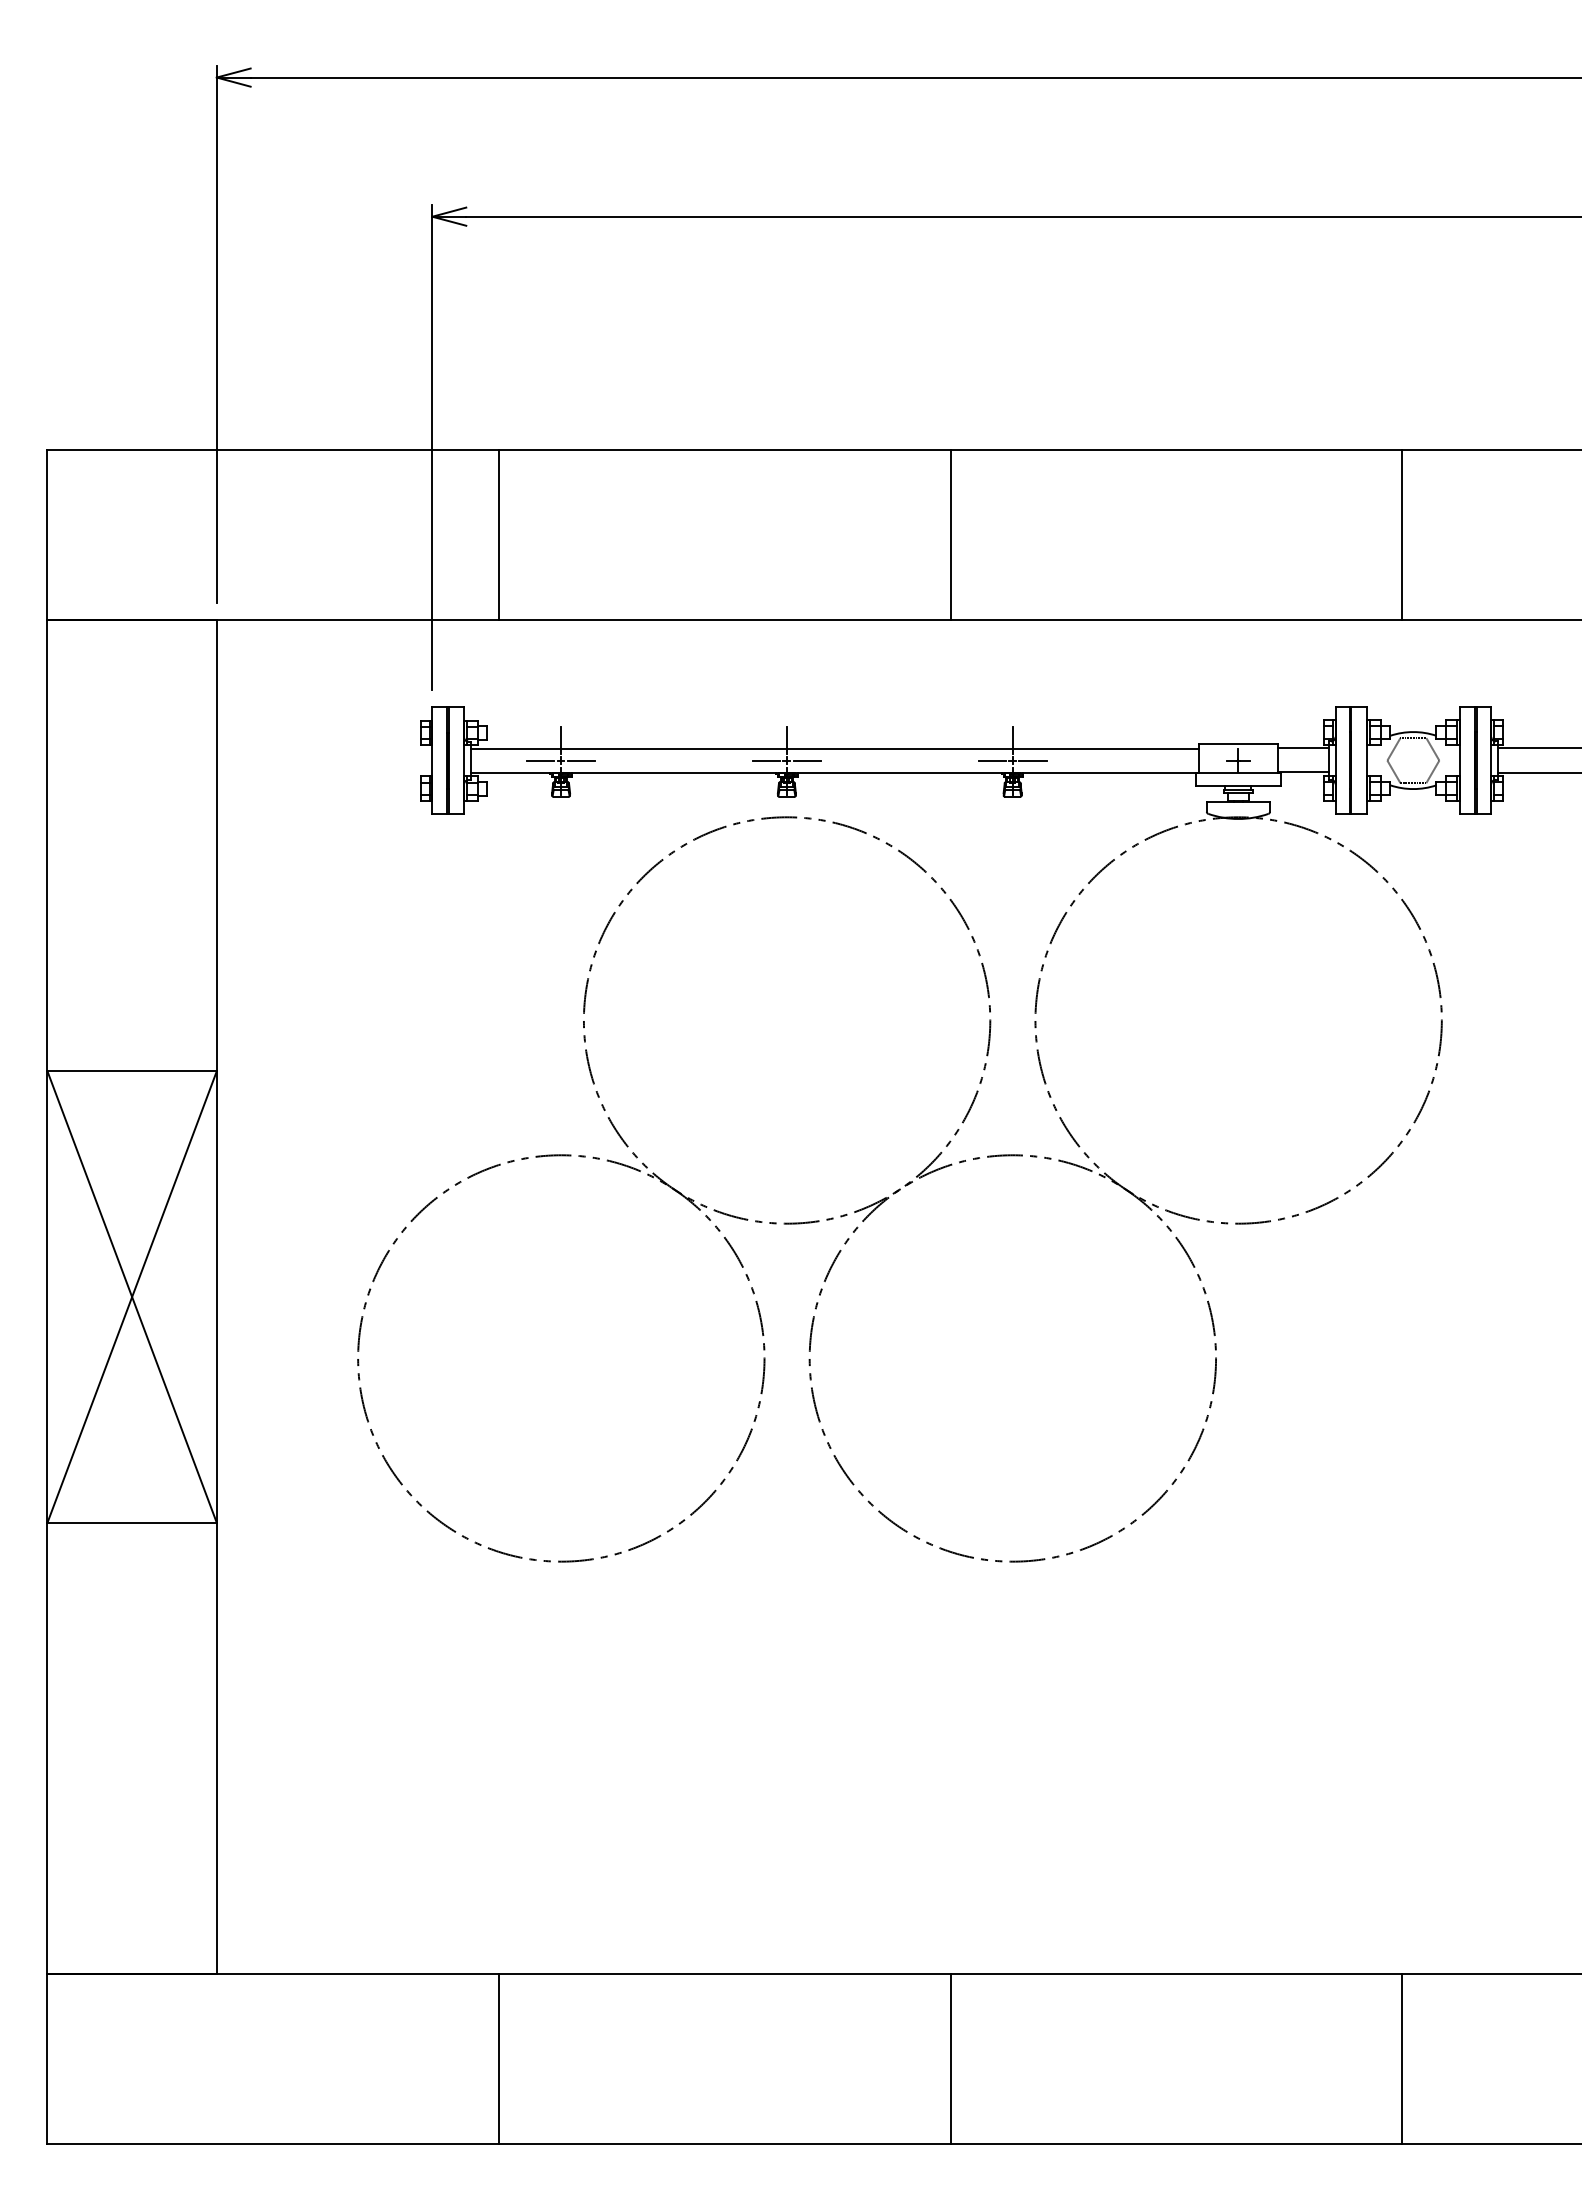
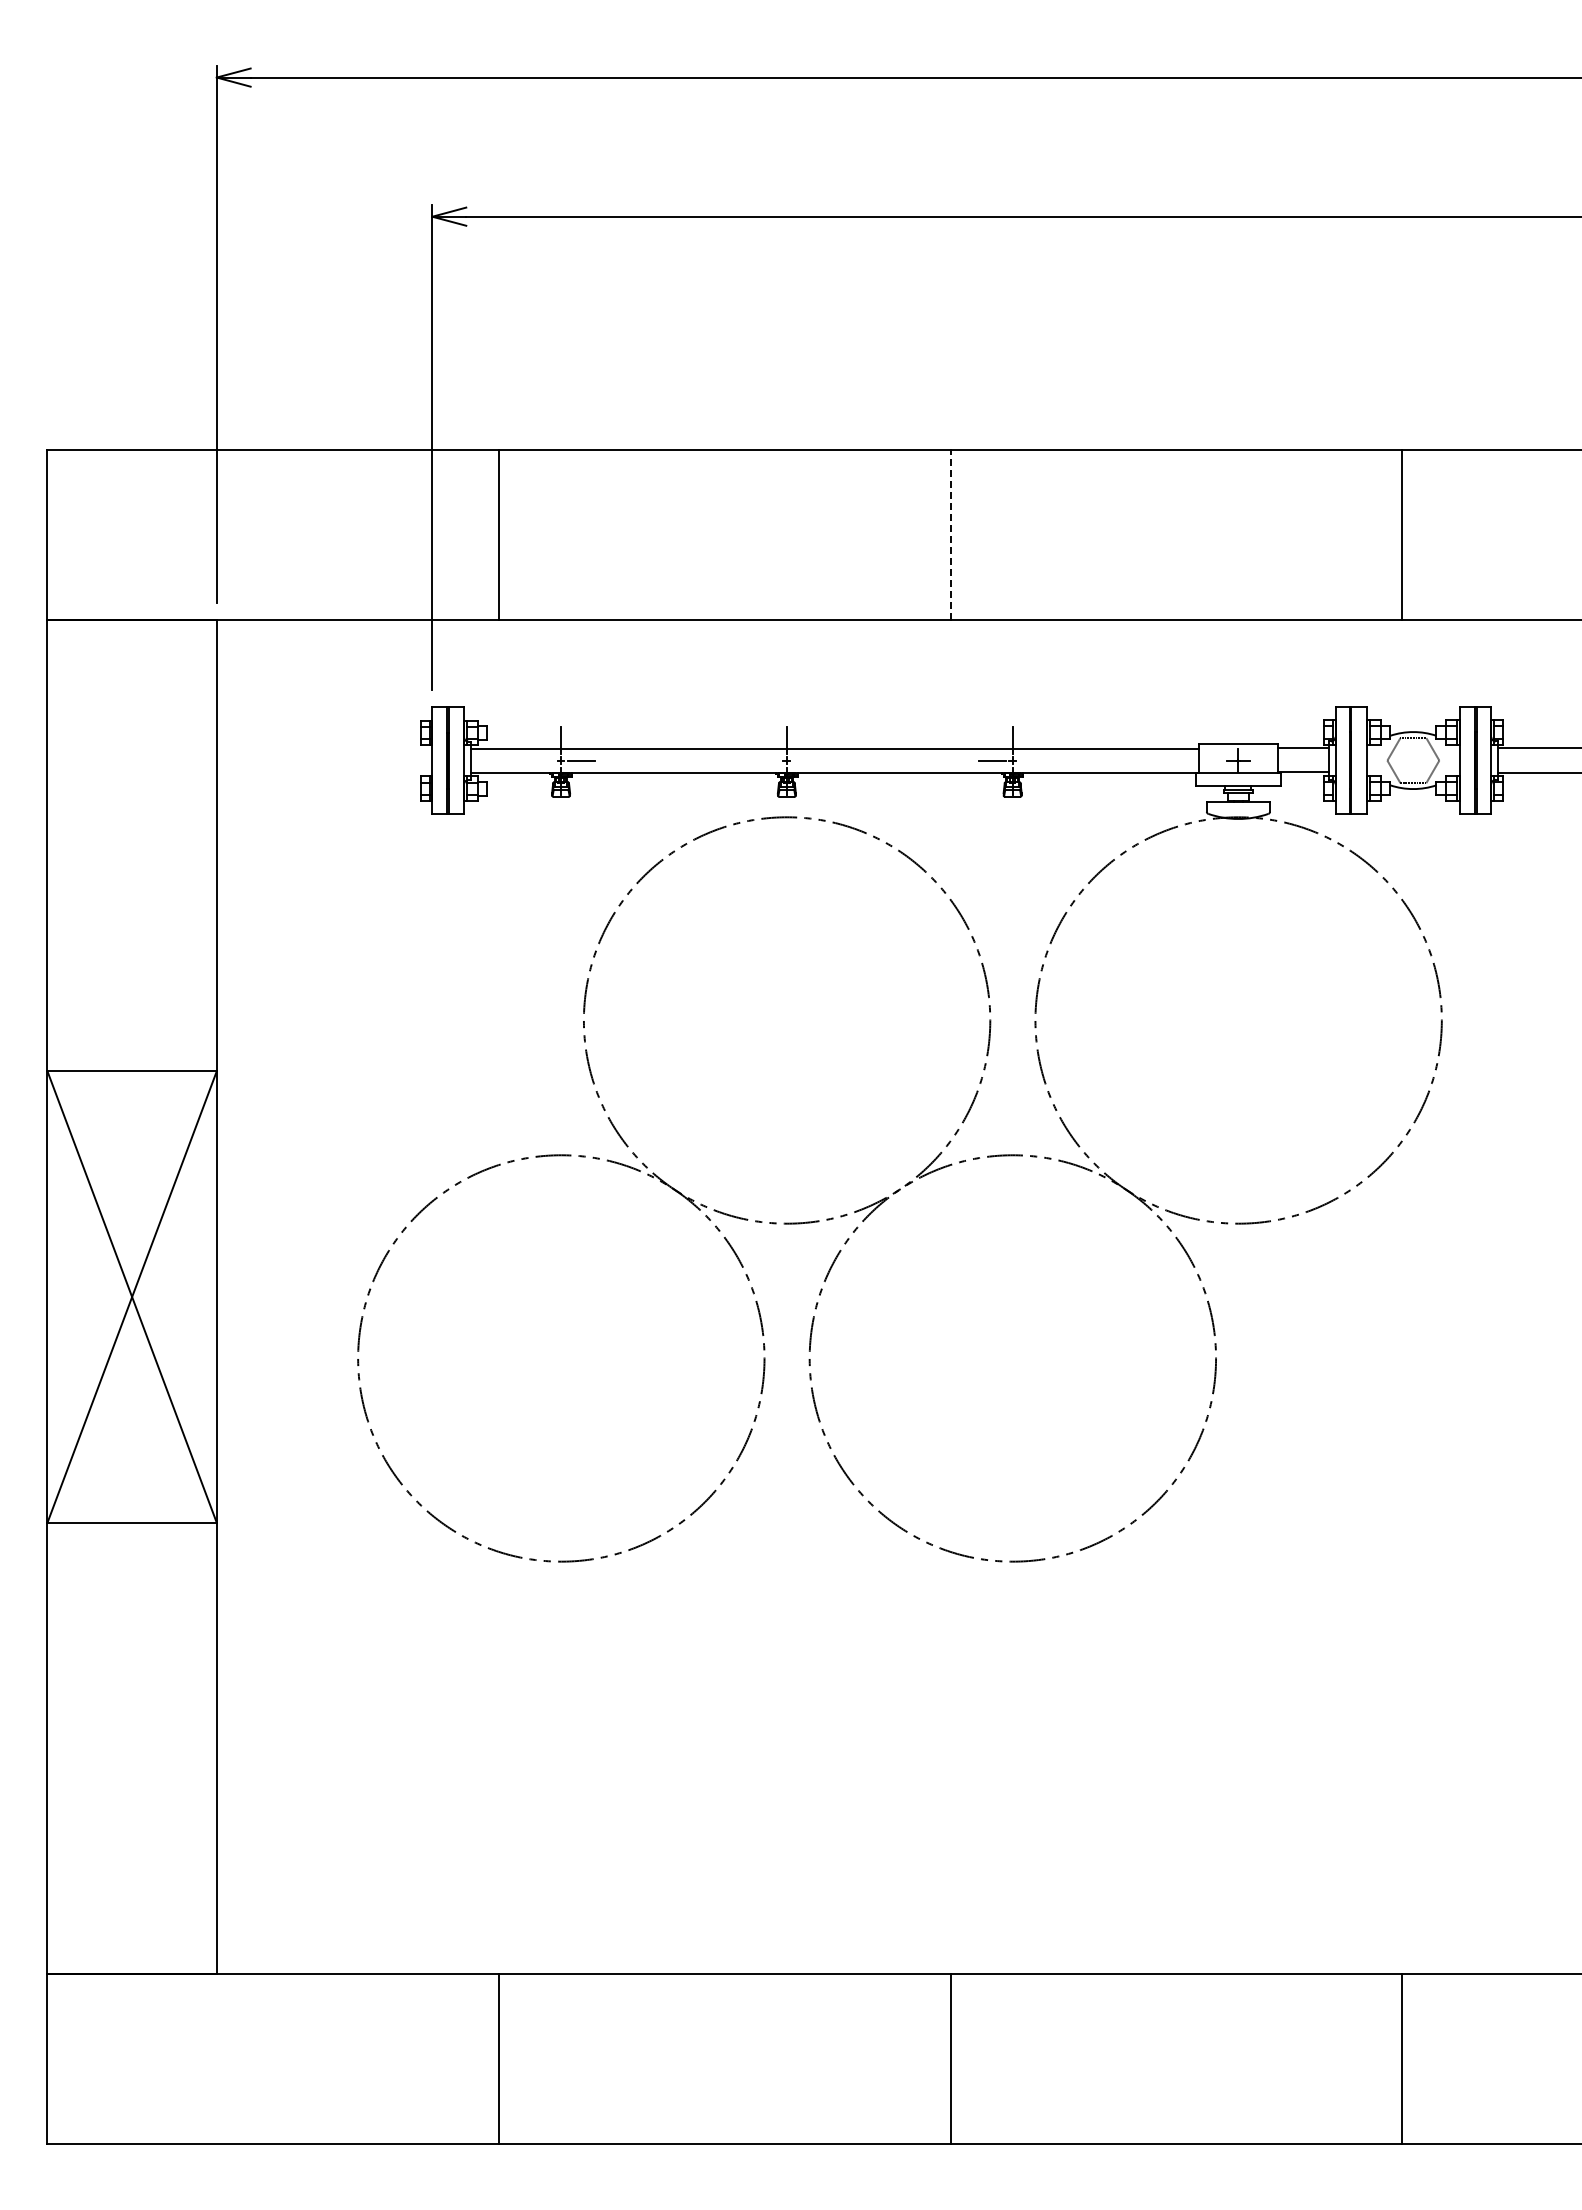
line: solid -> dashed (950, 535)
line: present -> none (540, 760)
line: present -> none (766, 760)
line: present -> none (806, 760)
line: present -> none (1032, 760)
